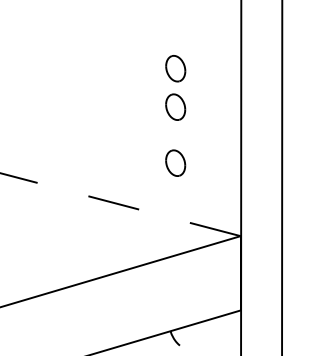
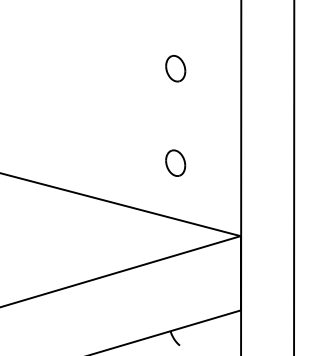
part: present -> none (175, 106)
line position: (282, 177) -> (294, 177) (294, 177)
line: dashed -> solid (119, 204)
